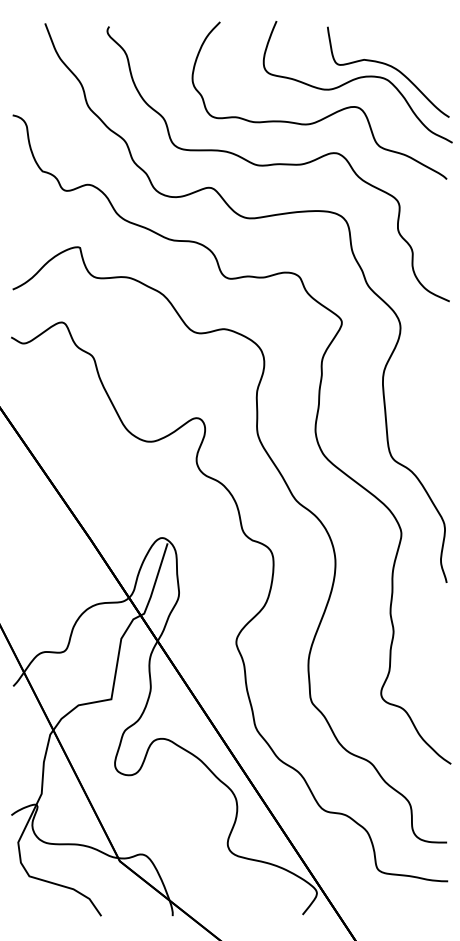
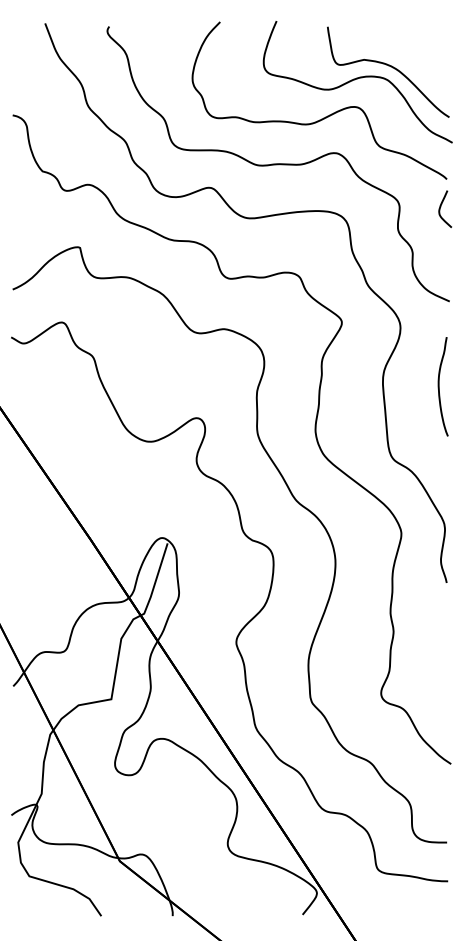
curve: none -> present (441, 206)
curve: none -> present (439, 386)
